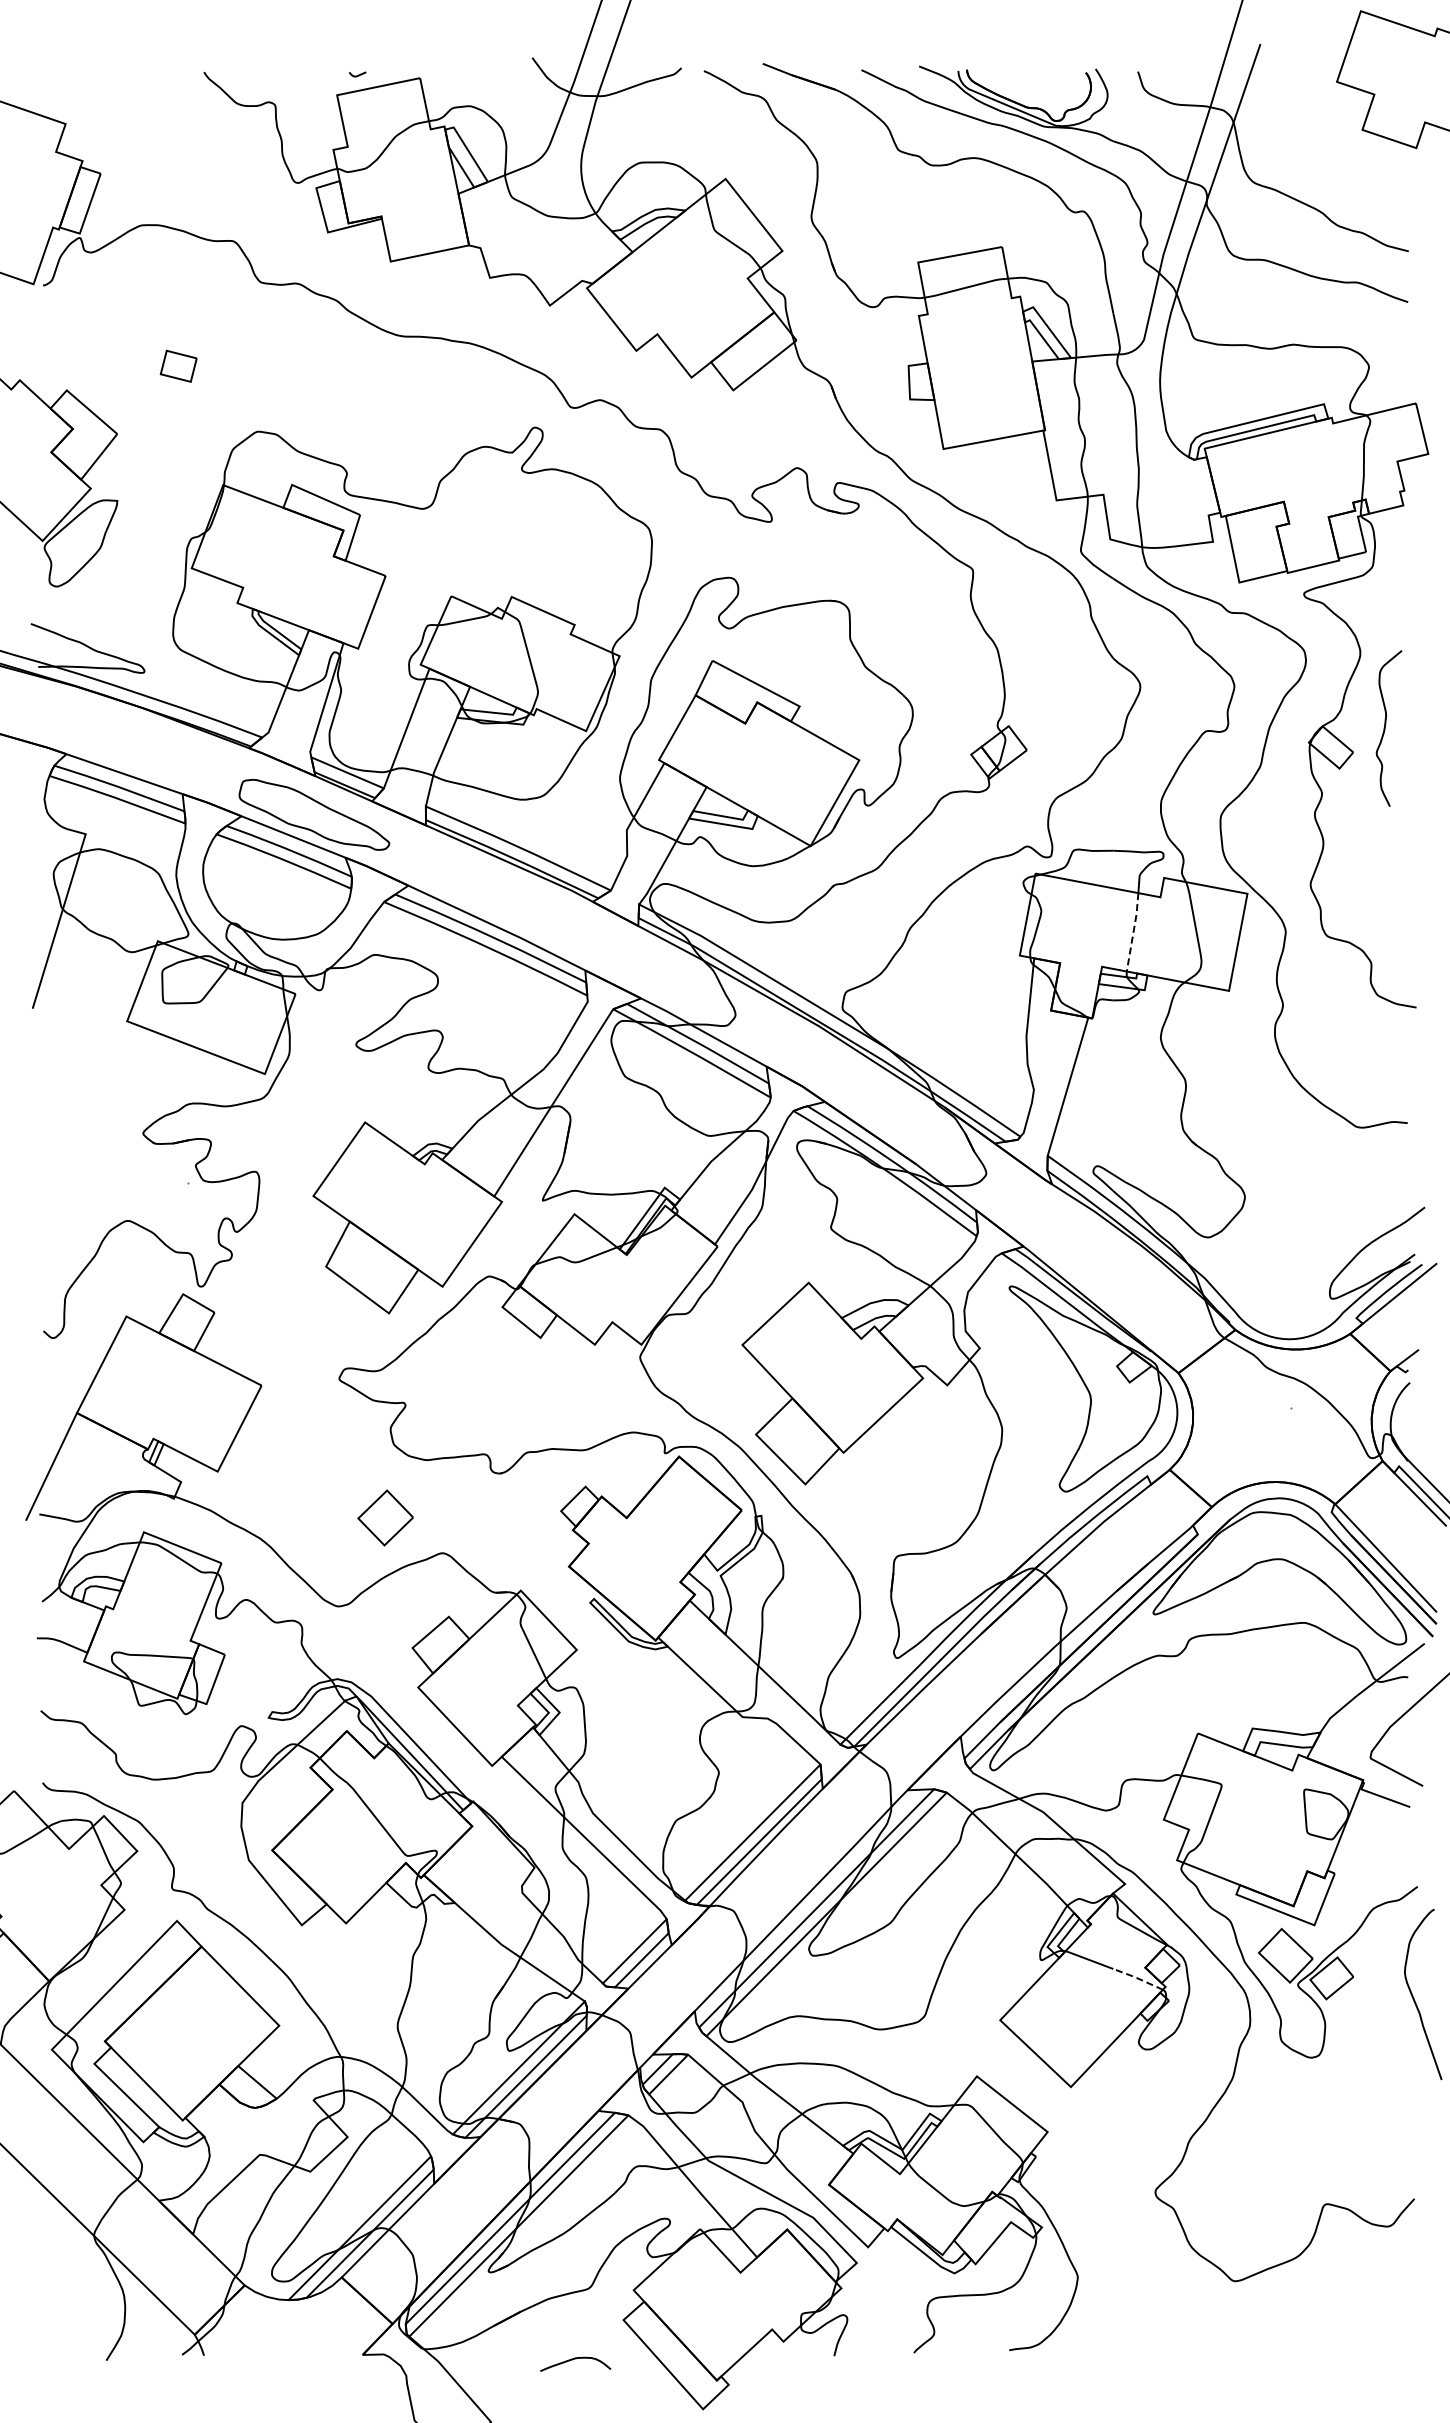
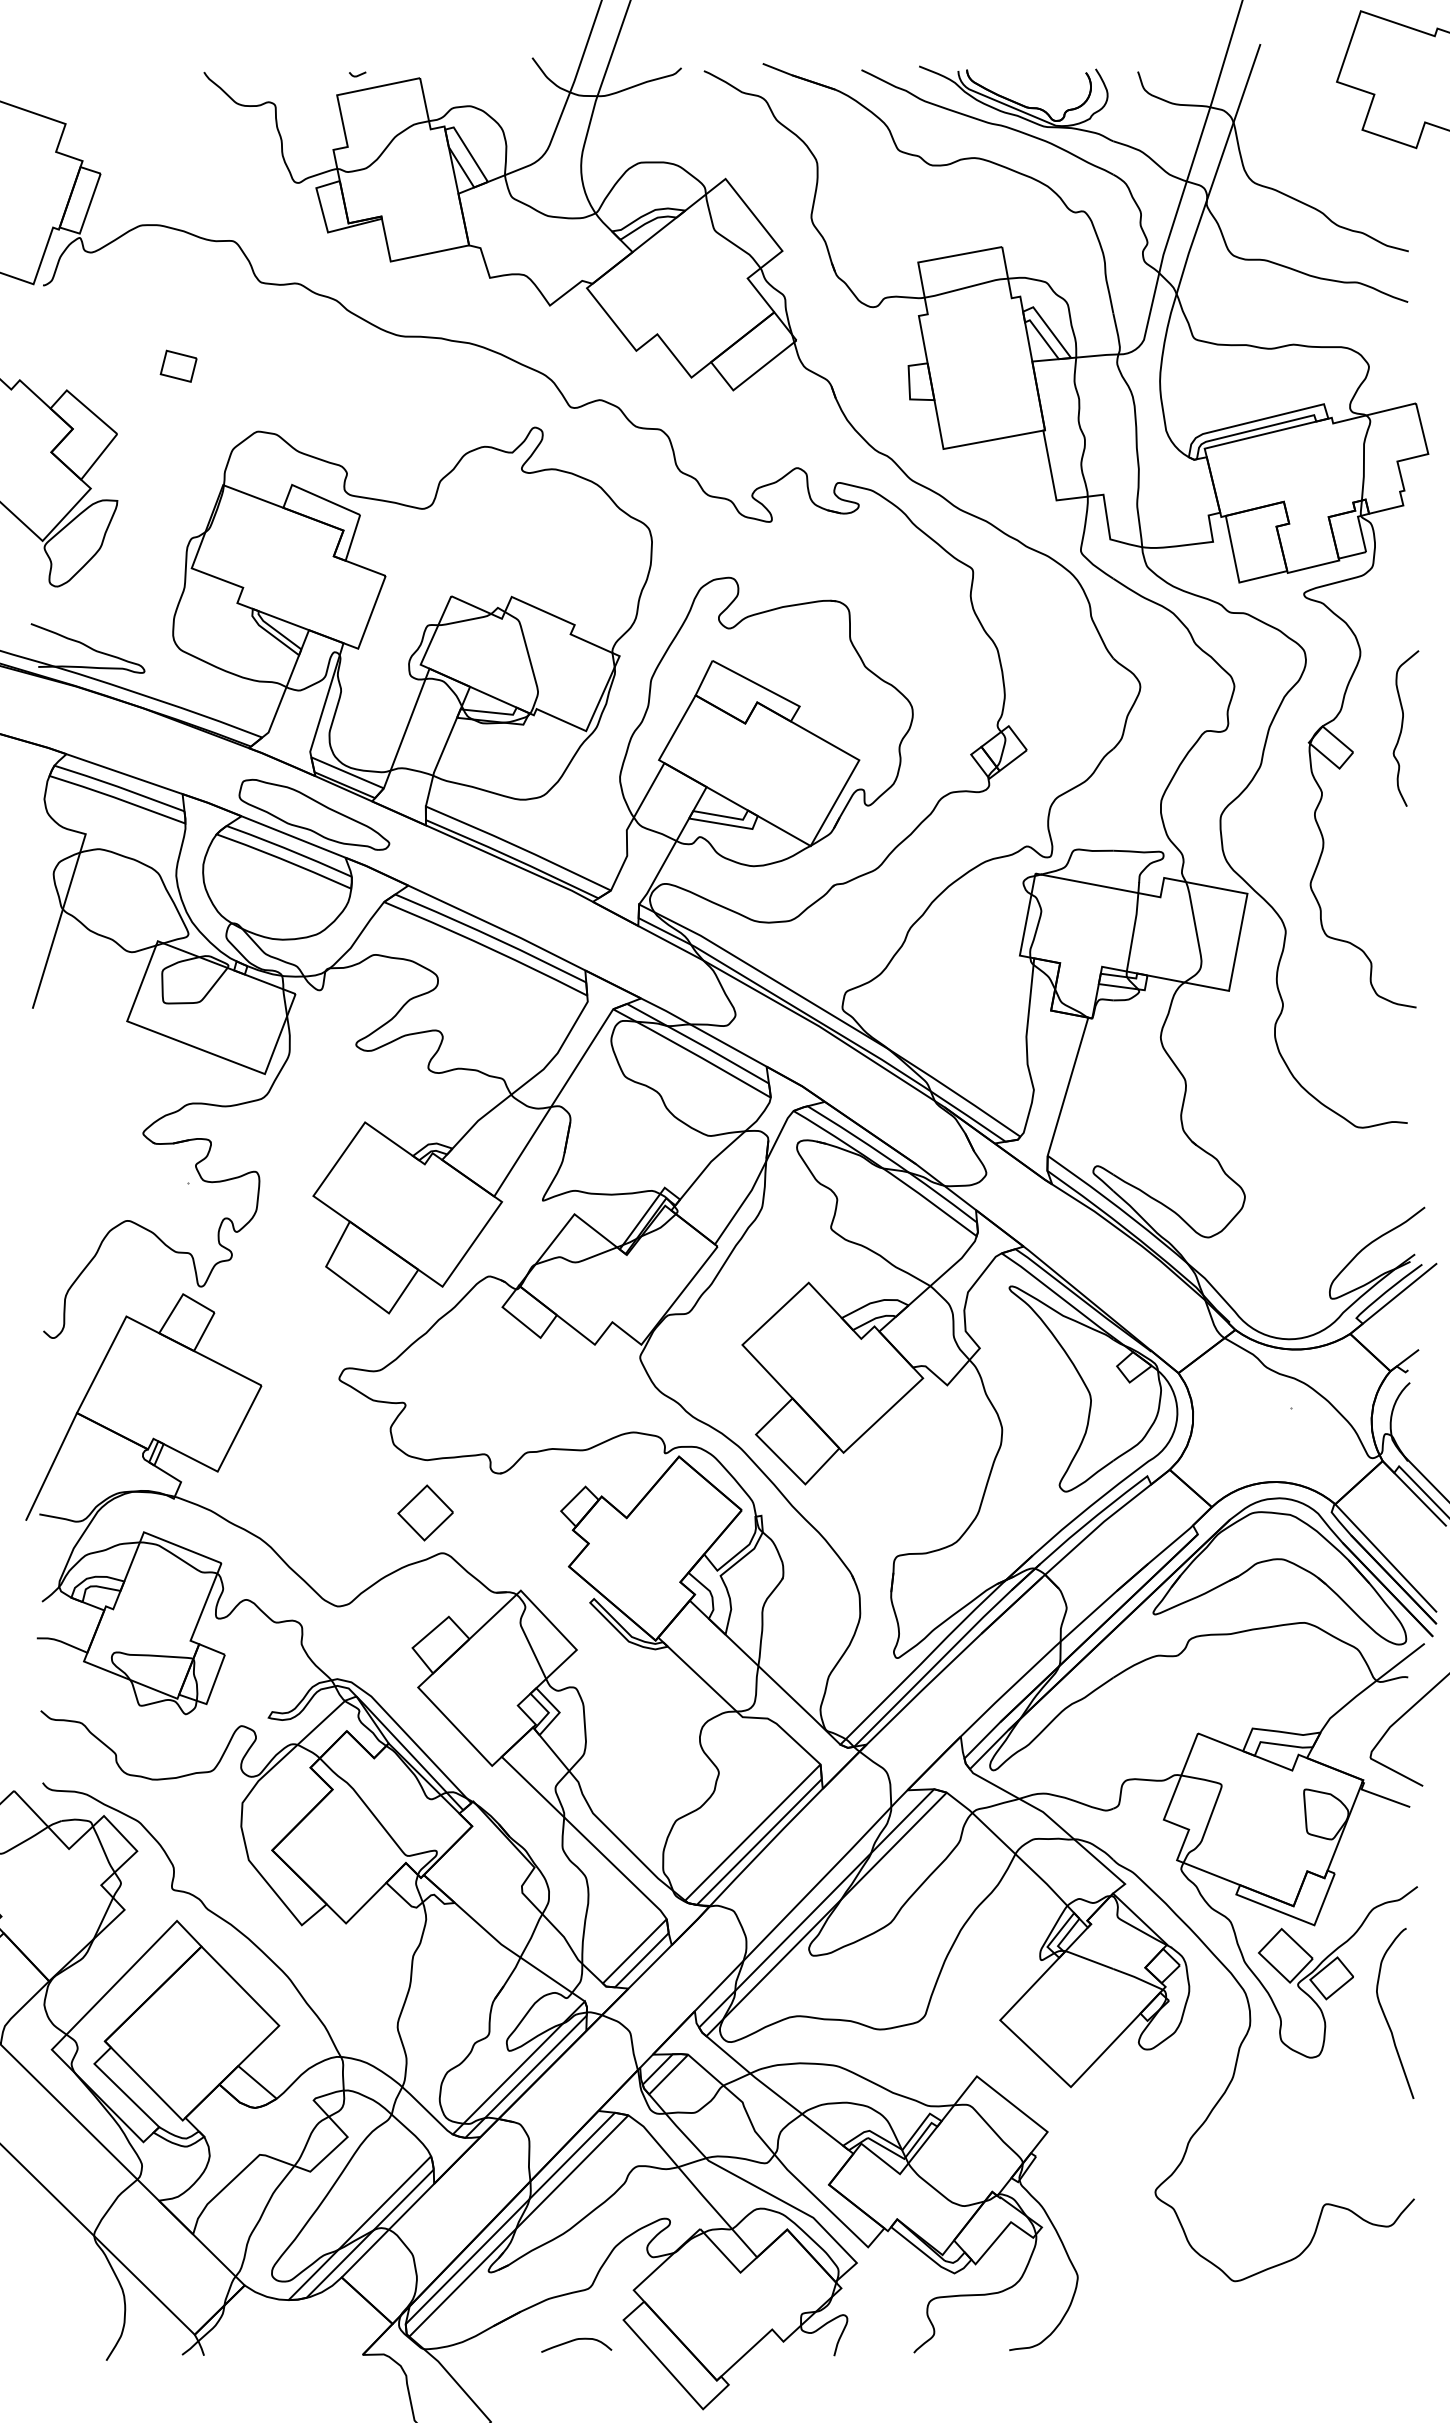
curve position: (1385, 728) -> (1402, 728) (1402, 728)
line: dashed -> solid (1133, 931)
part position: (385, 1517) -> (425, 1512) (425, 1512)
line: dashed -> solid (1137, 1978)
curve position: (1414, 1998) -> (1386, 2017) (1386, 2017)
curve position: (575, 2359) -> (576, 2340) (576, 2340)
